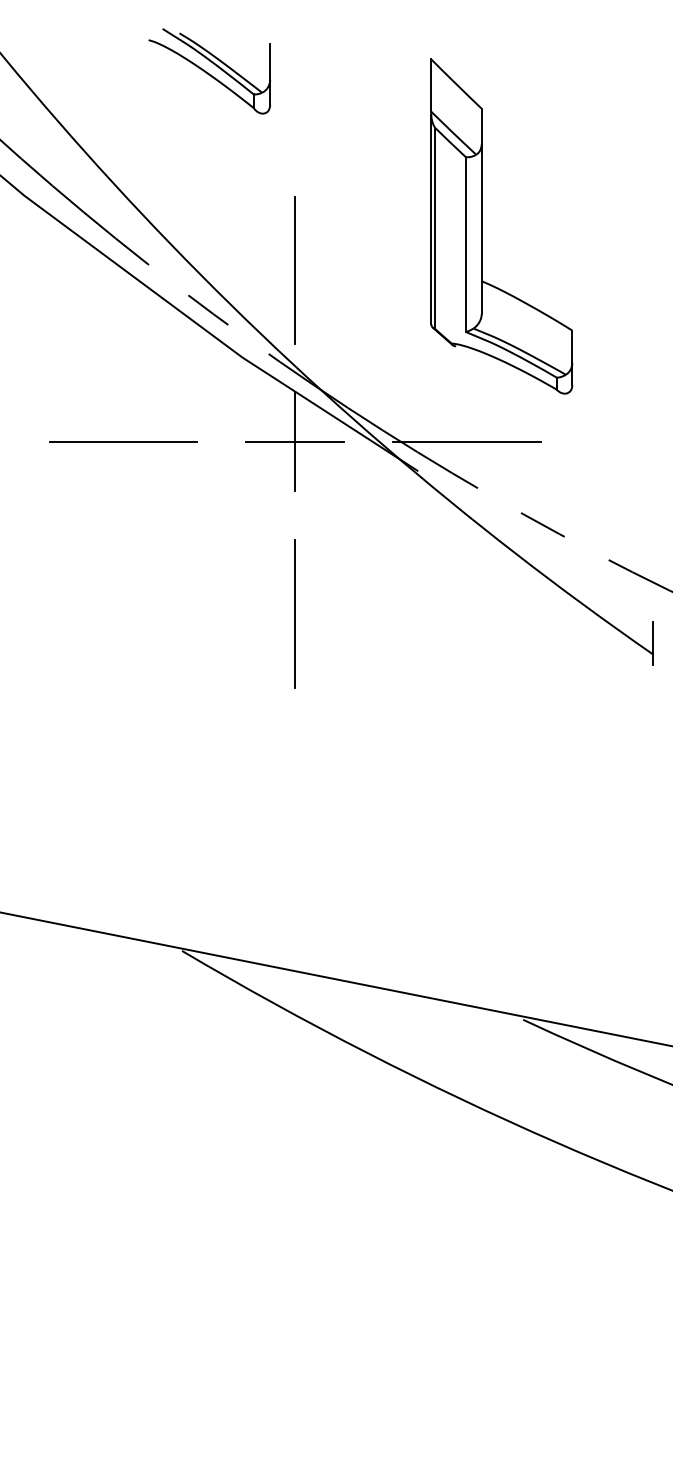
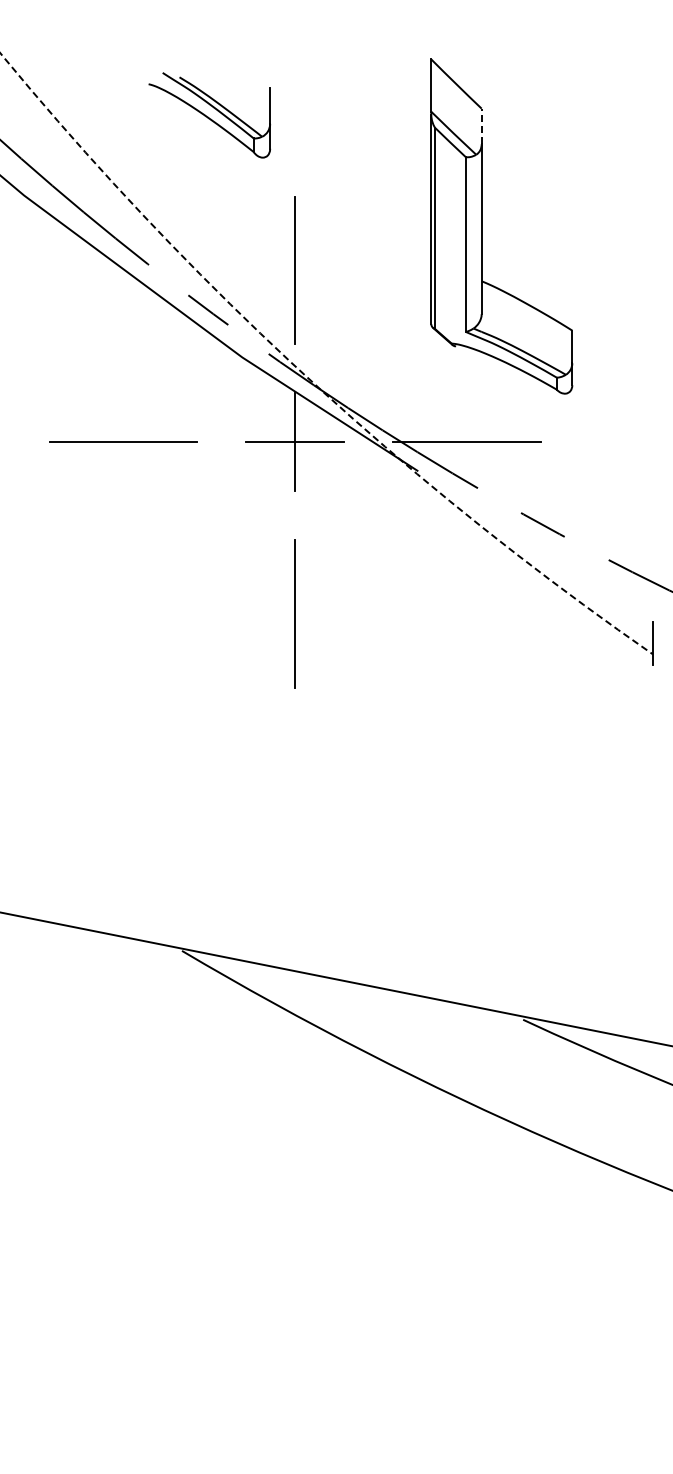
part position: (209, 71) -> (209, 115) (209, 115)
line: solid -> dashed (481, 126)
arc: solid -> dashed (306, 376)
